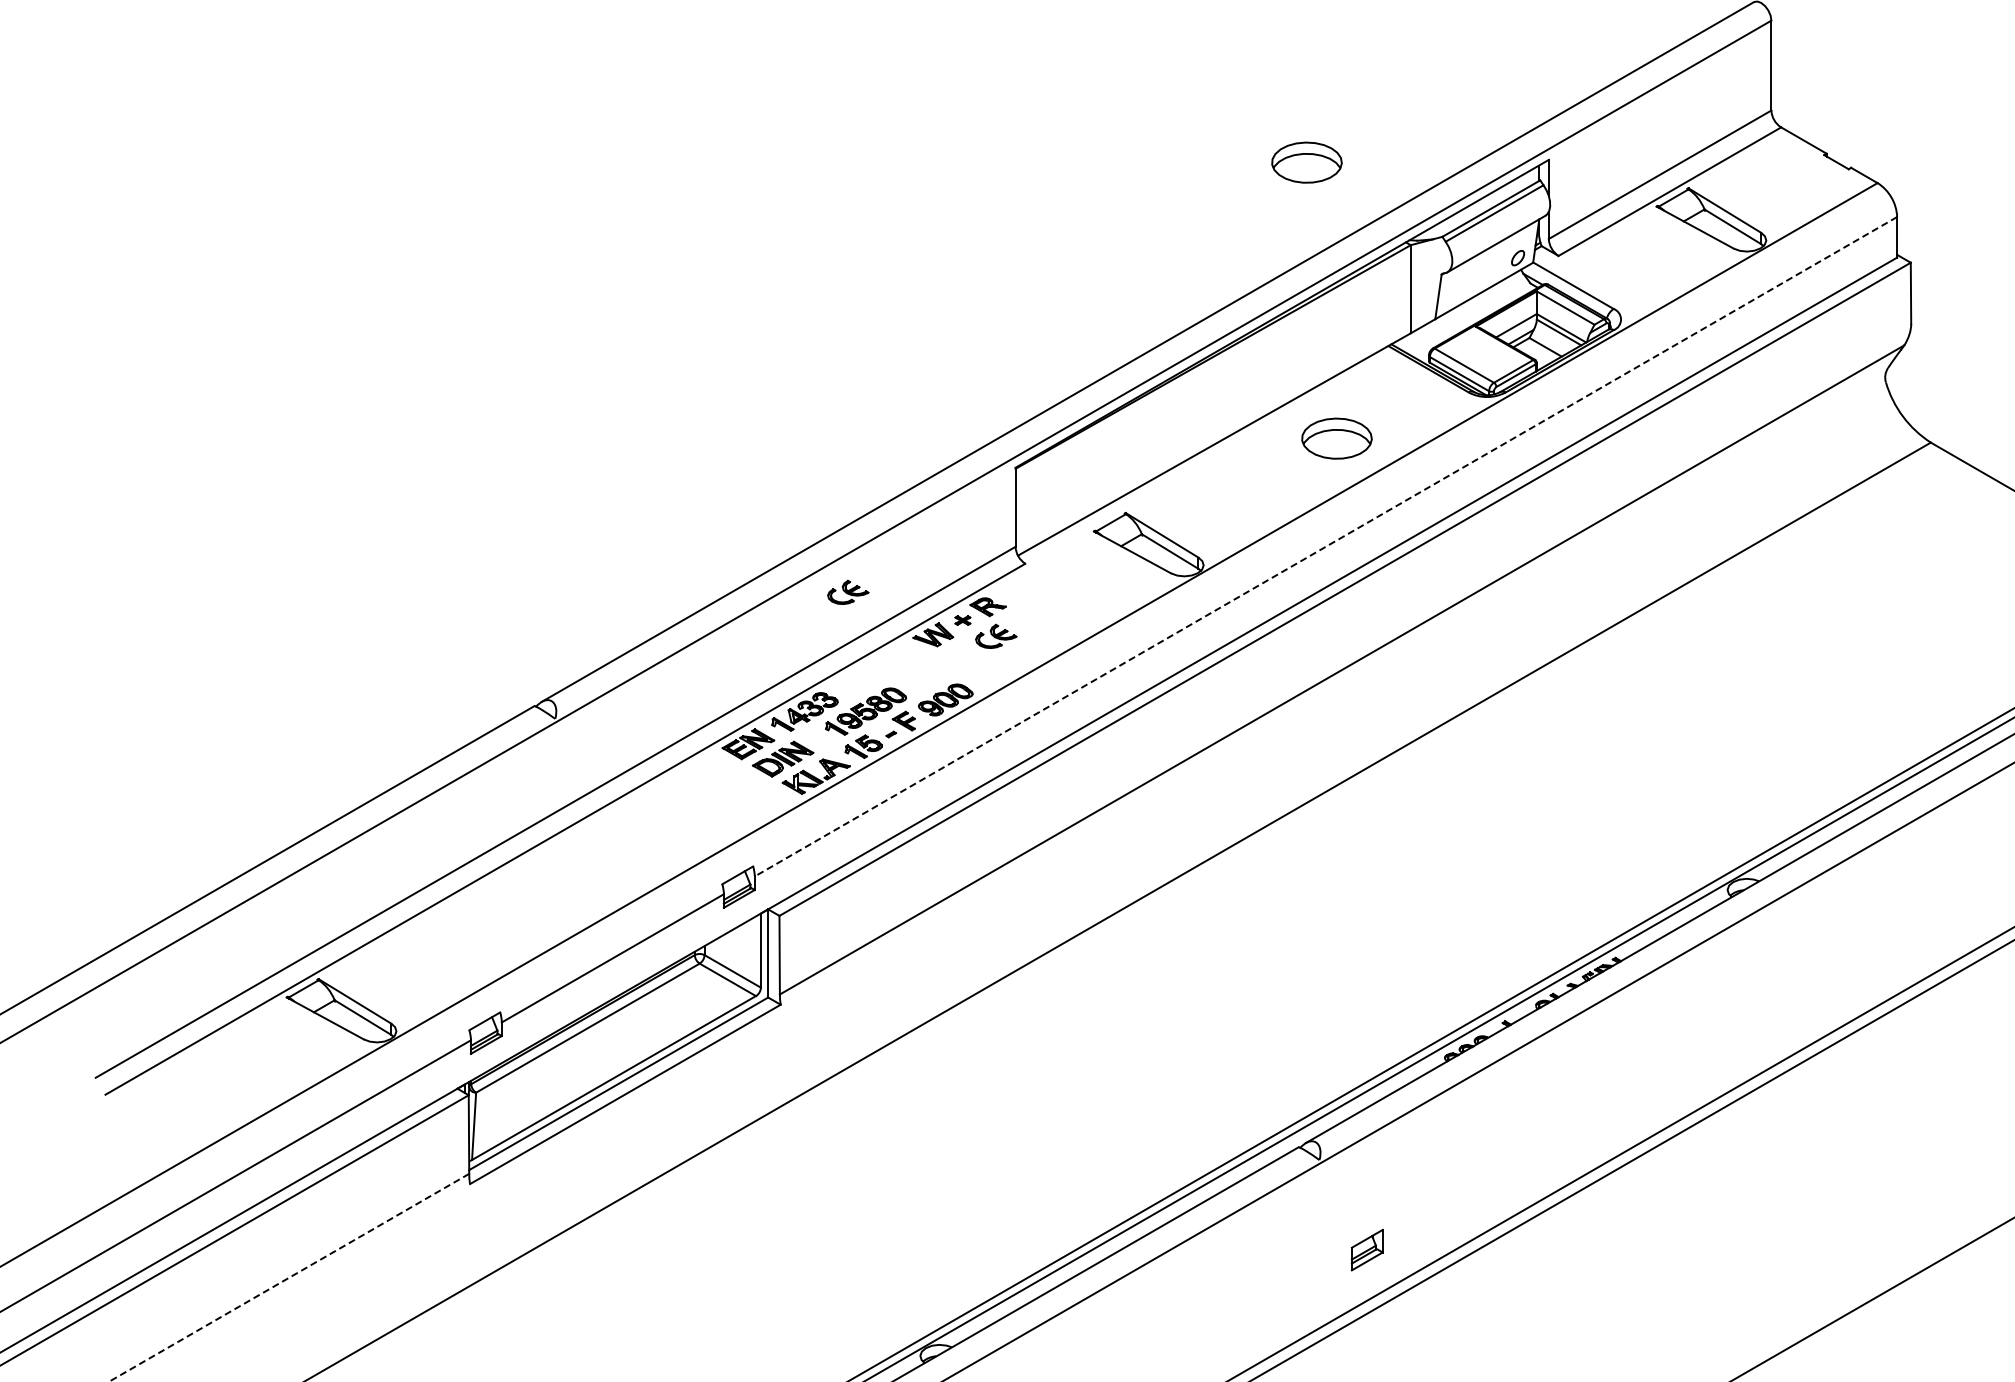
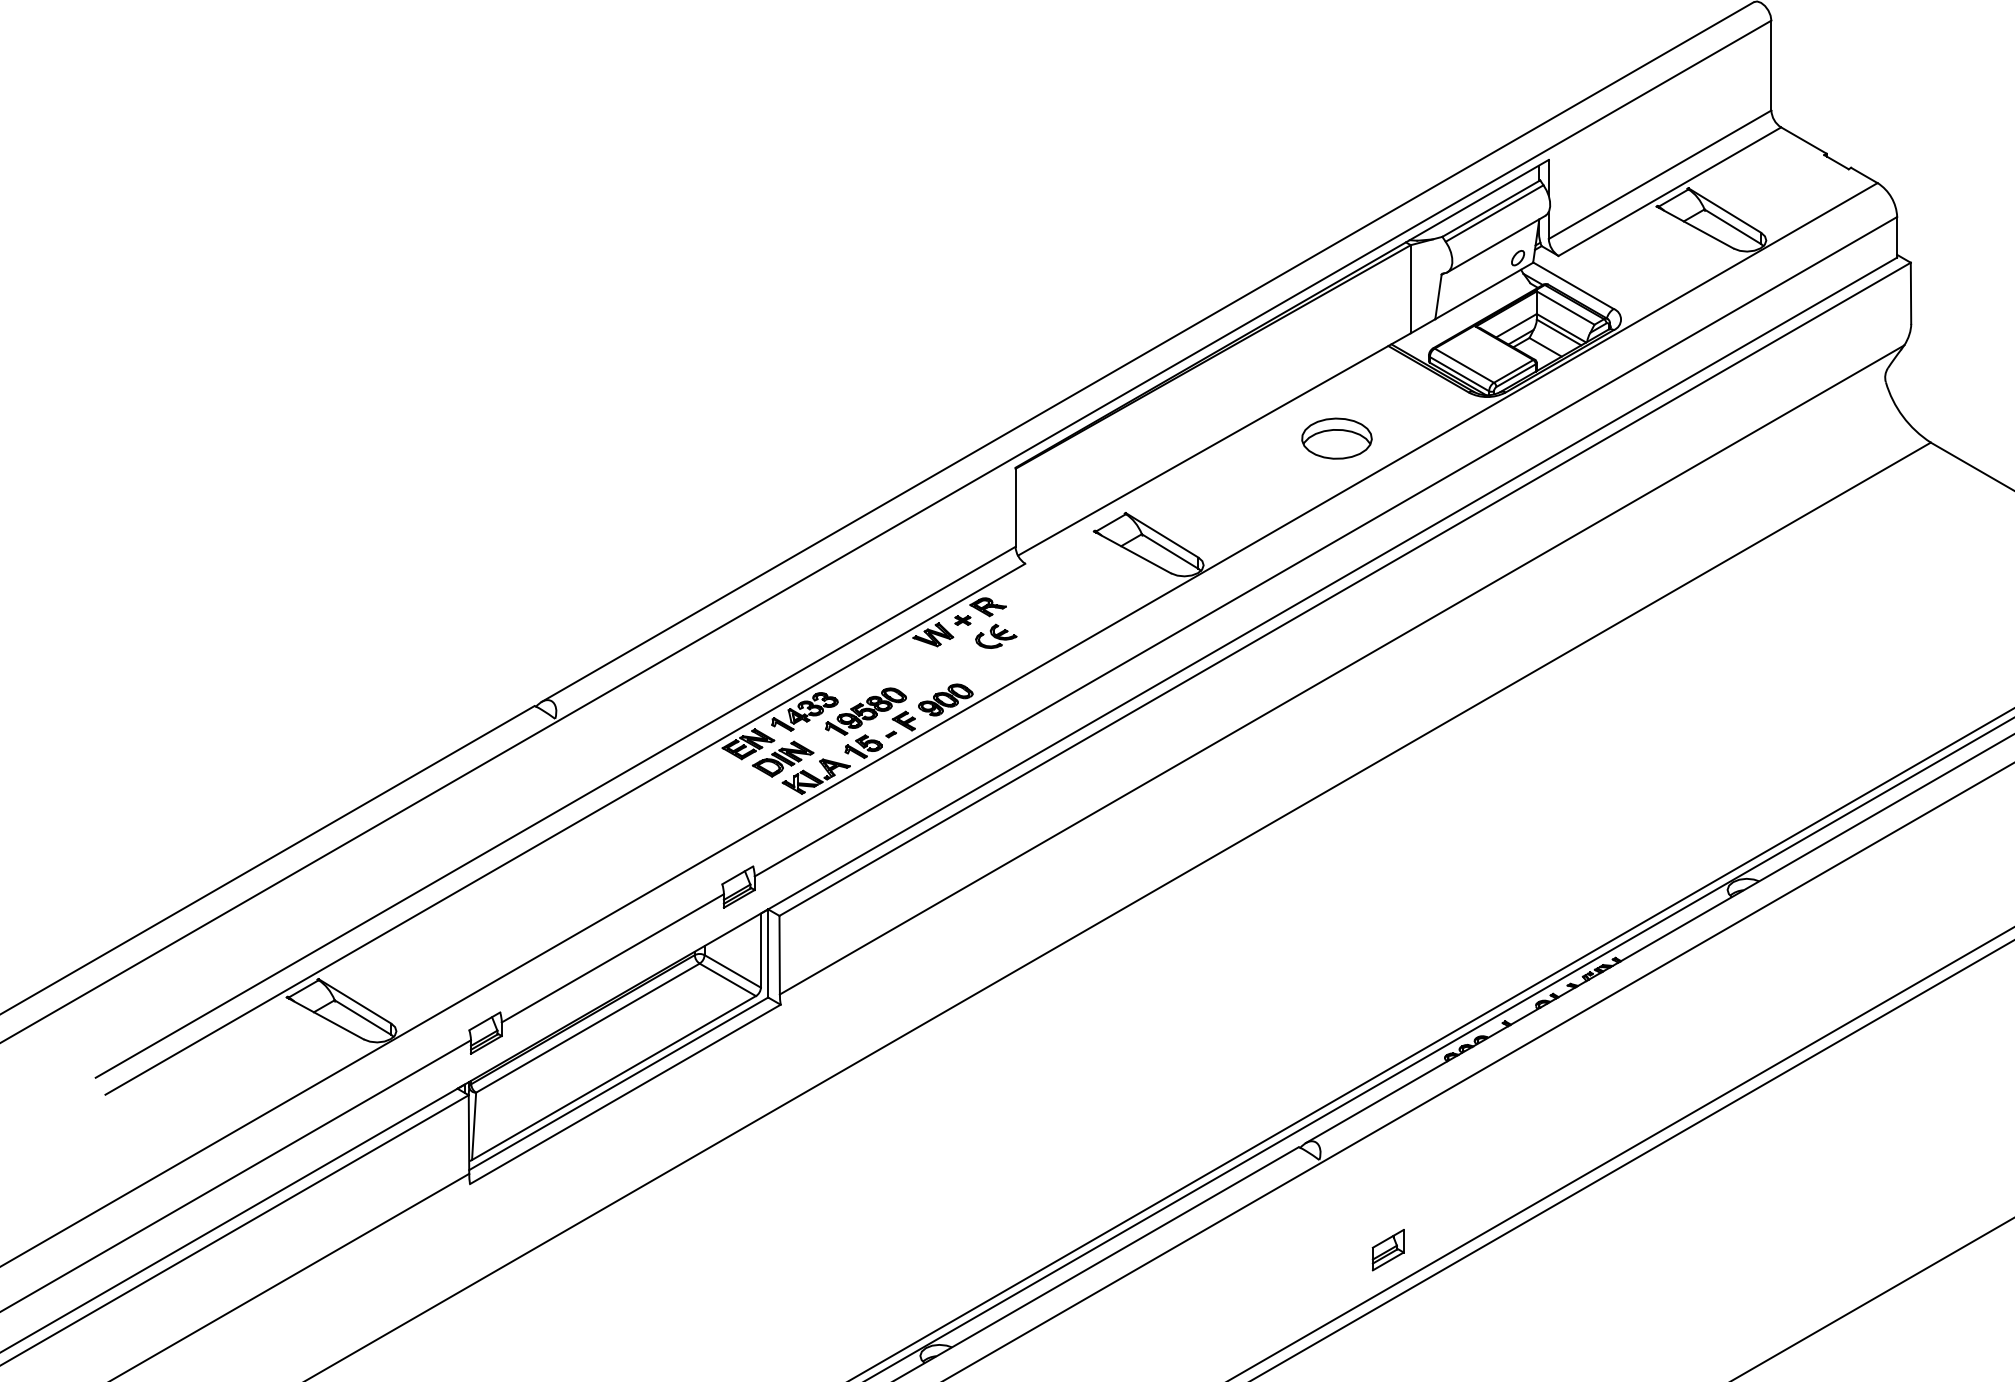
part: present -> none (1306, 162)
line: dashed -> solid (1325, 546)
part: present -> none (848, 591)
part position: (1366, 1250) -> (1387, 1250) (1387, 1250)
line: dashed -> solid (289, 1277)
